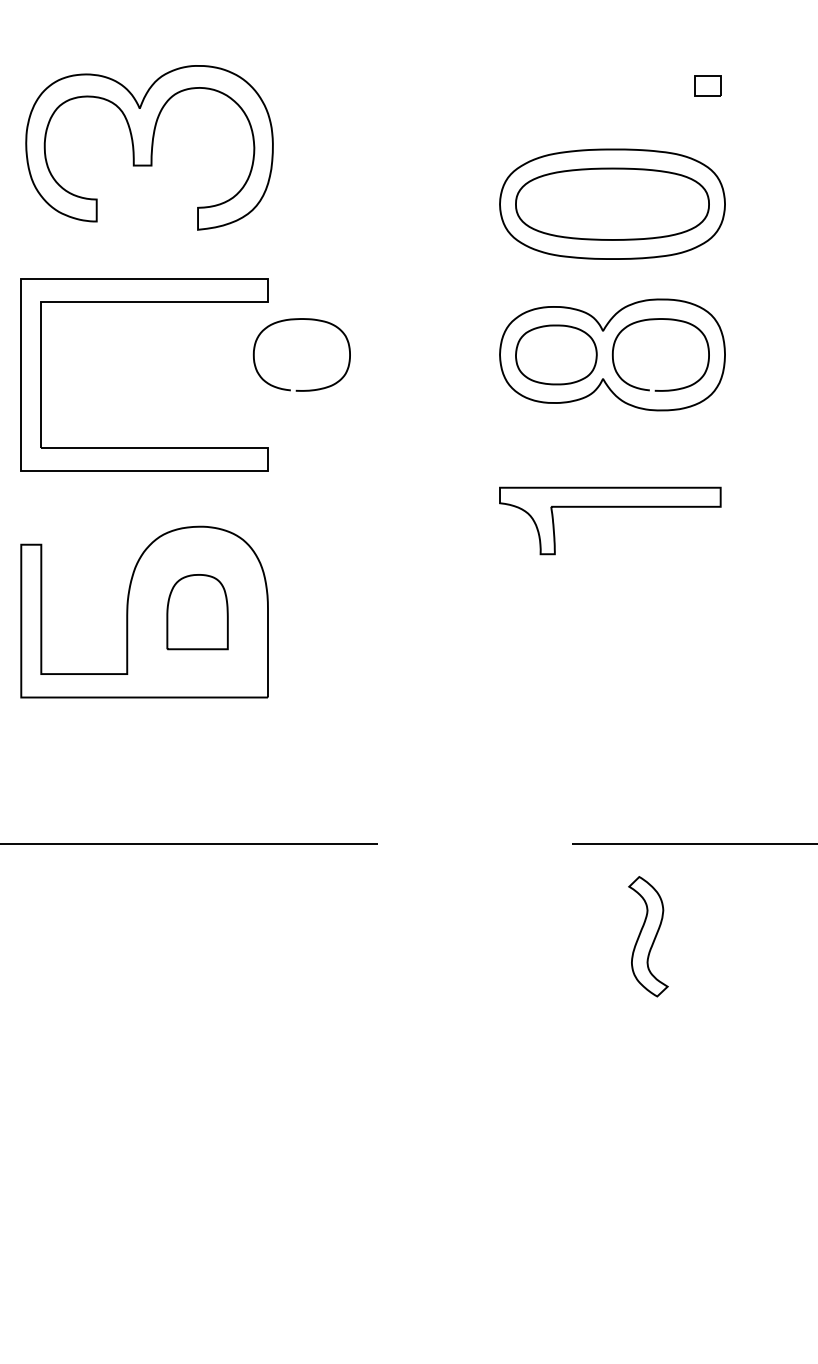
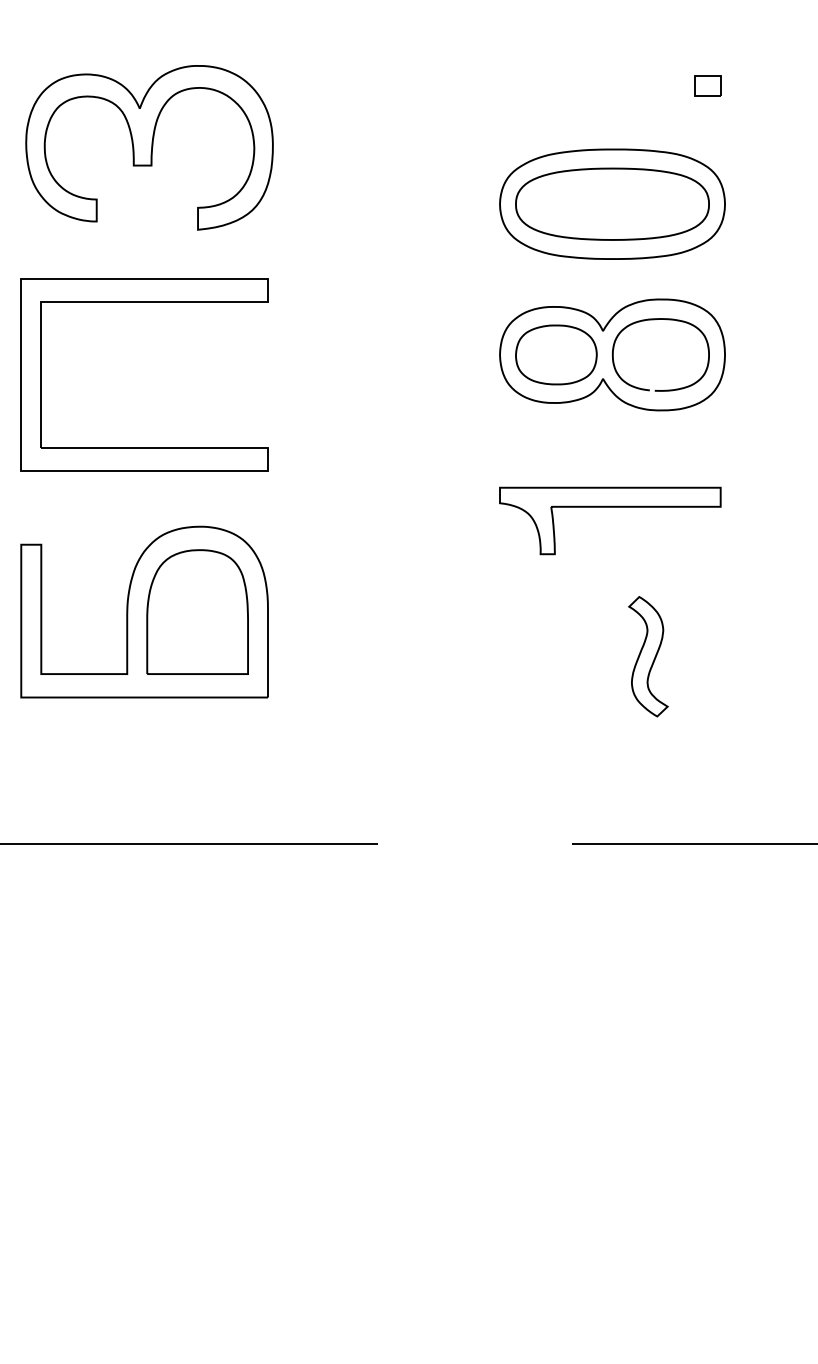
curve: present -> none (296, 320)
part size: 63x77 px -> 103x126 px (197, 611)
part position: (648, 936) -> (648, 656) (648, 656)
